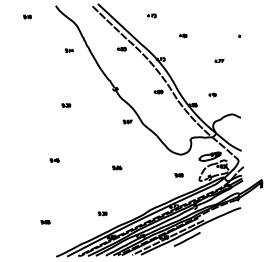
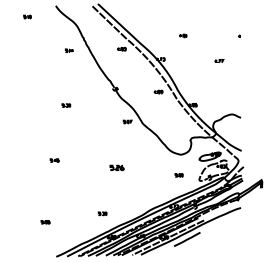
part: present -> none (151, 15)
part: present -> none (212, 94)
part size: 11x6 px -> 16x7 px (116, 167)
